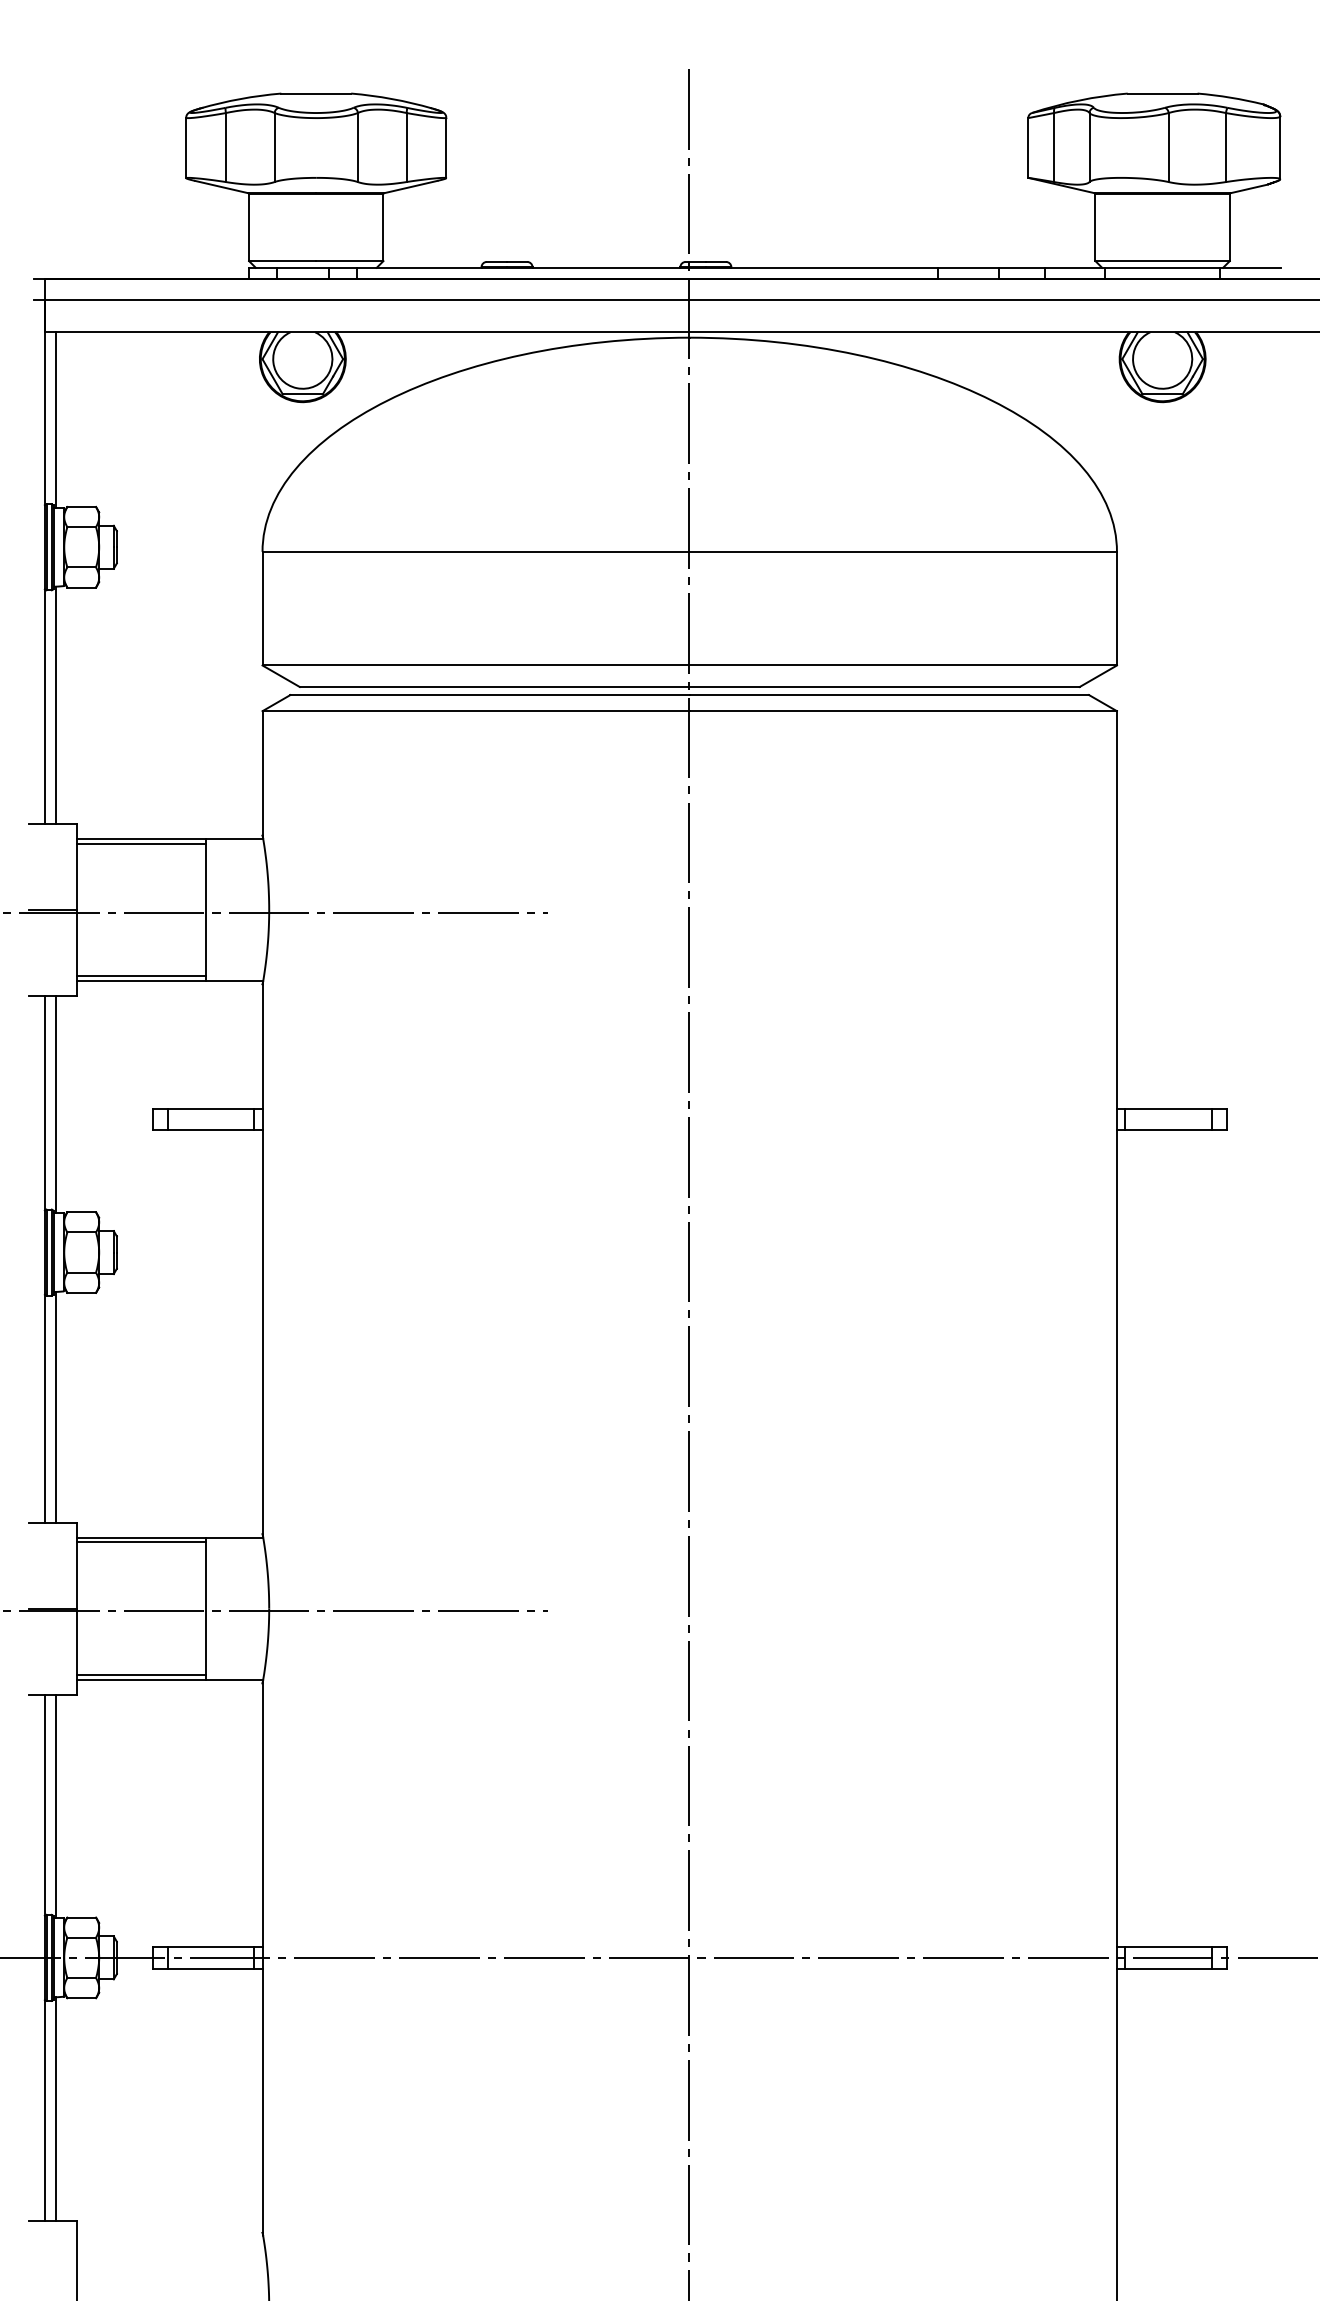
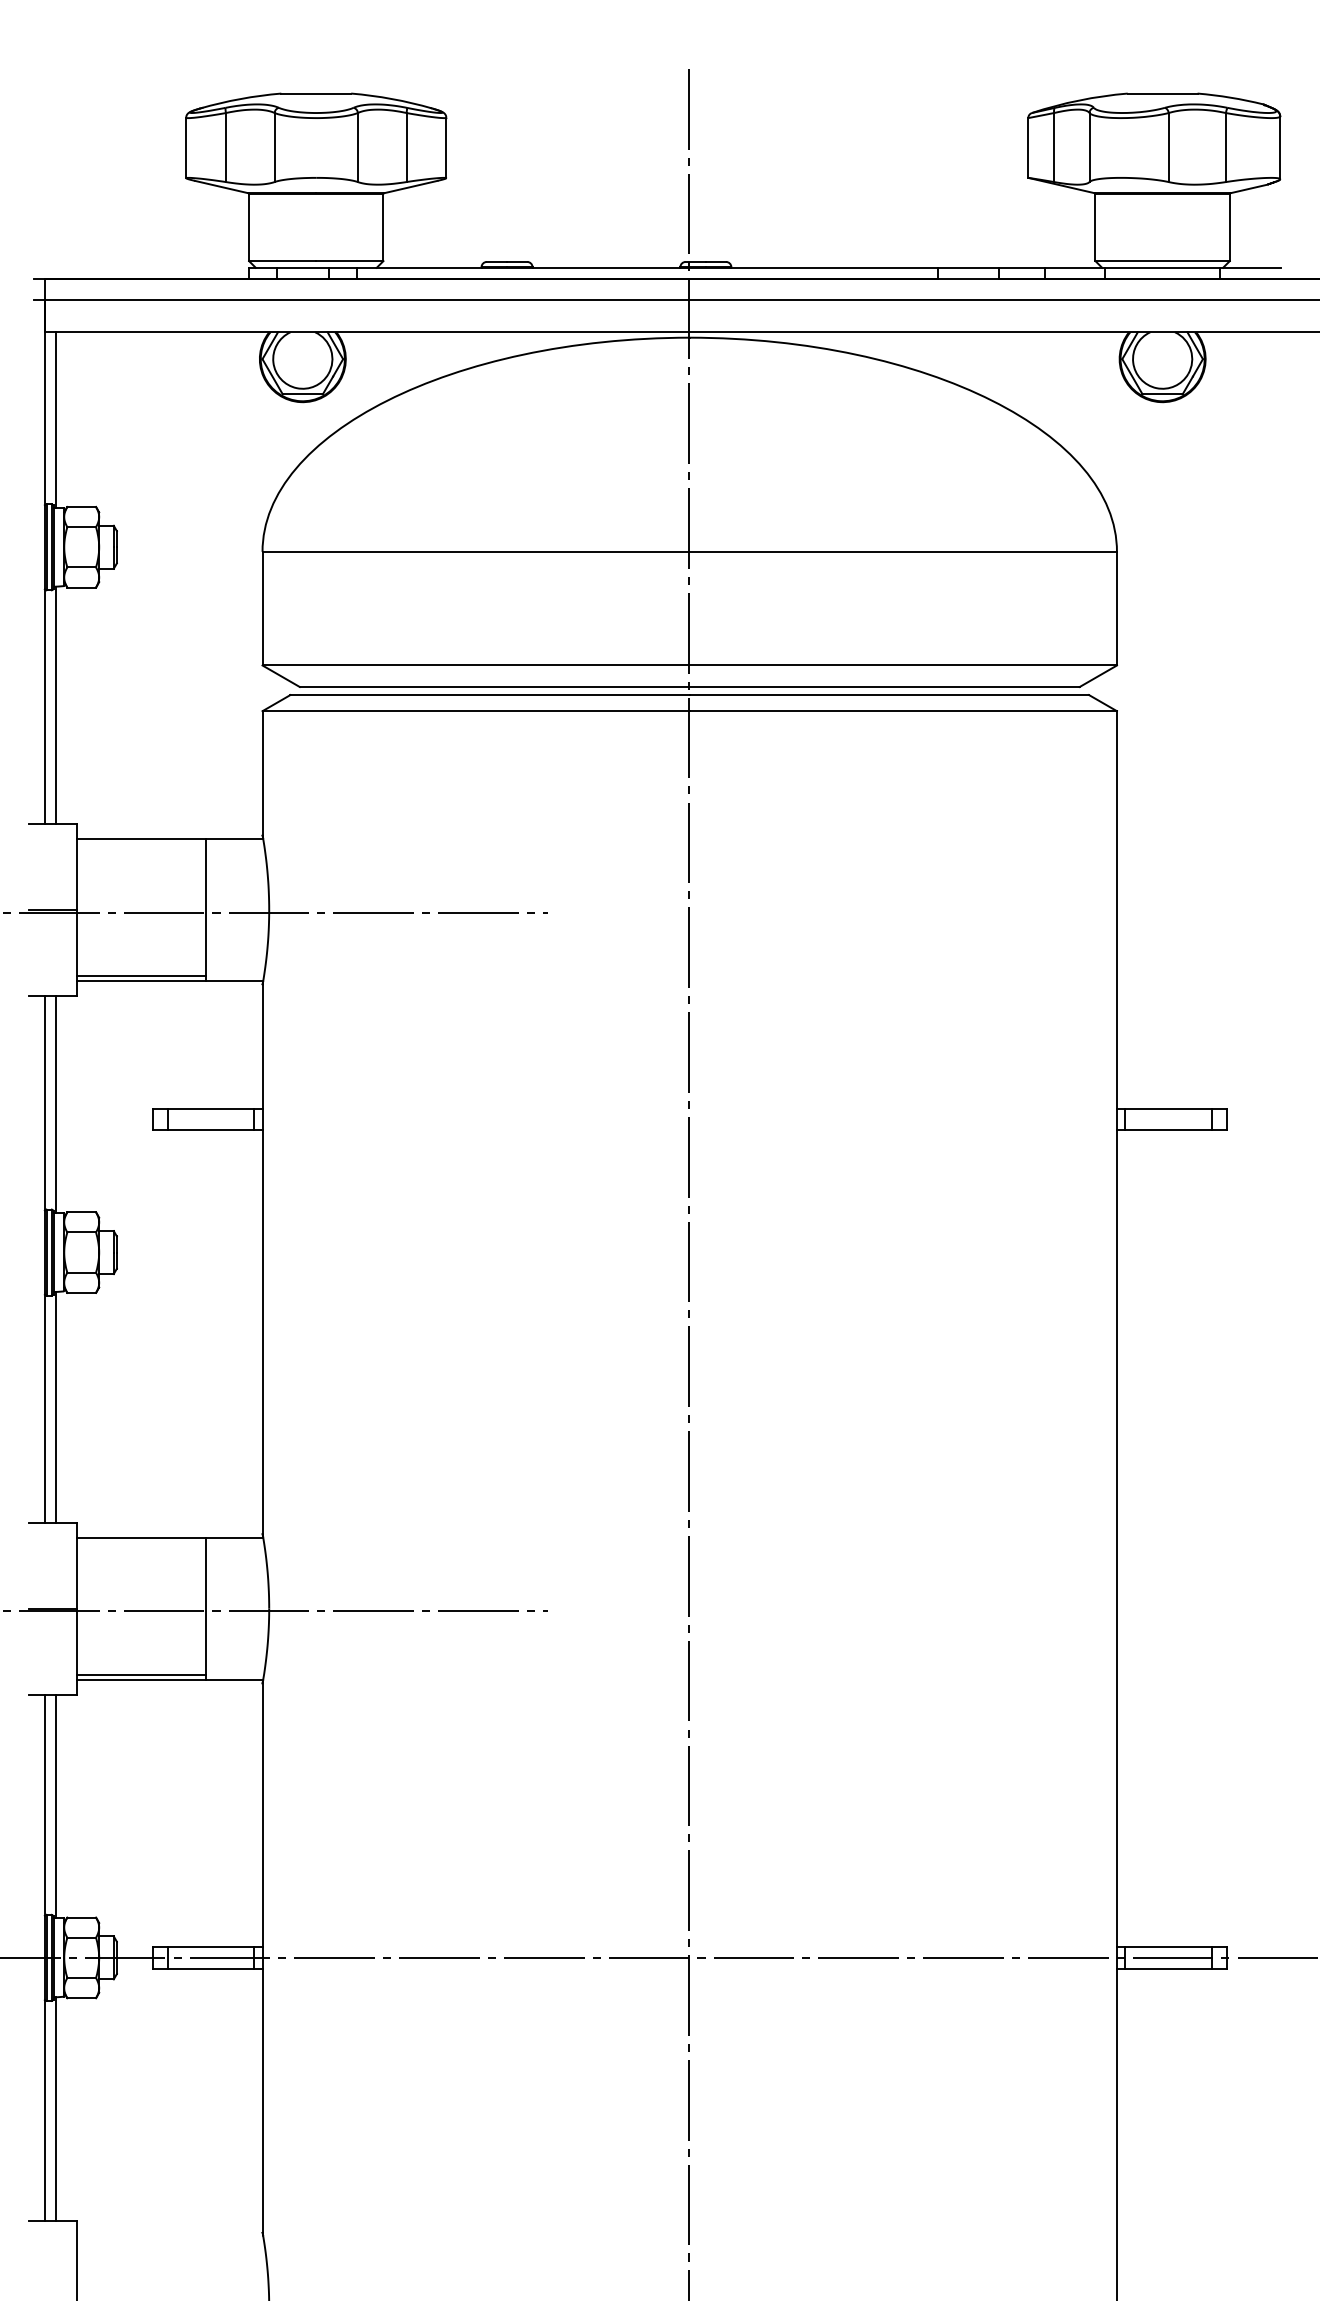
line: present -> none (141, 843)
line: present -> none (141, 1542)
